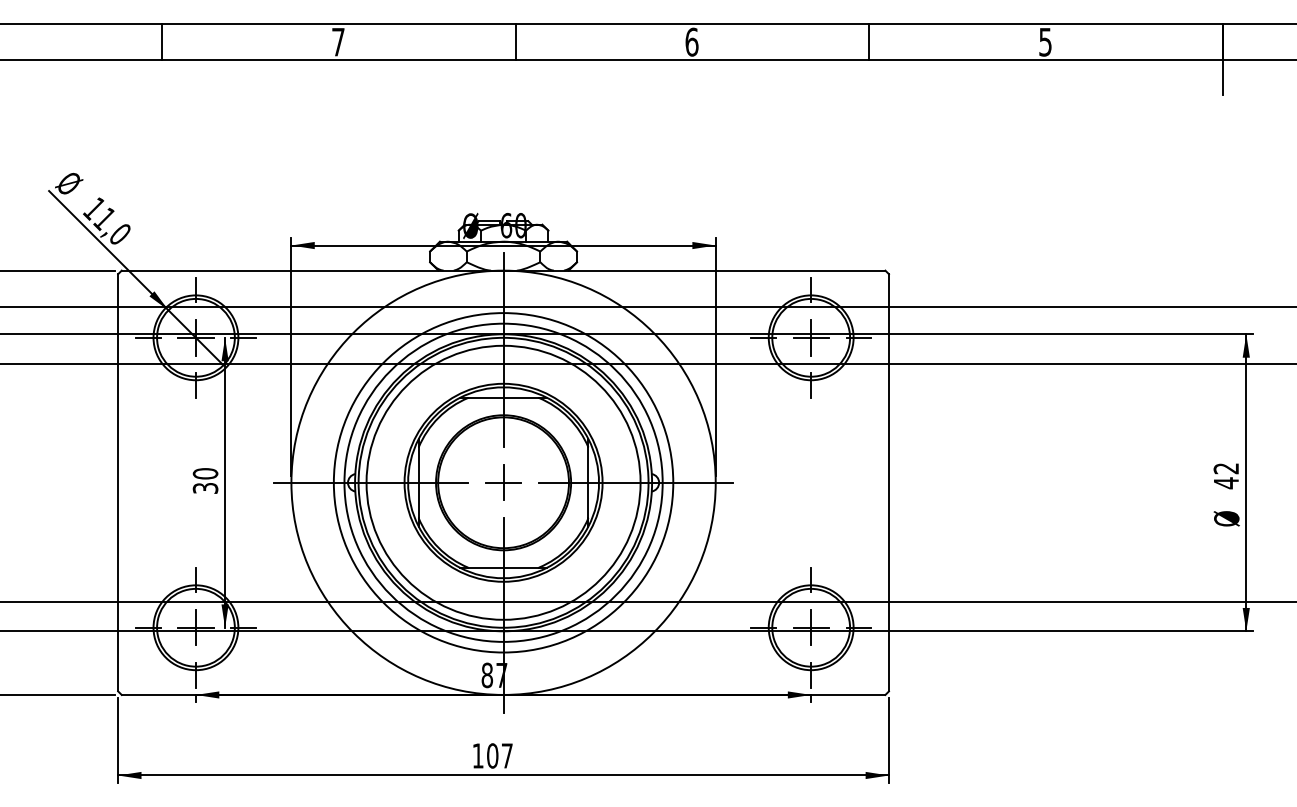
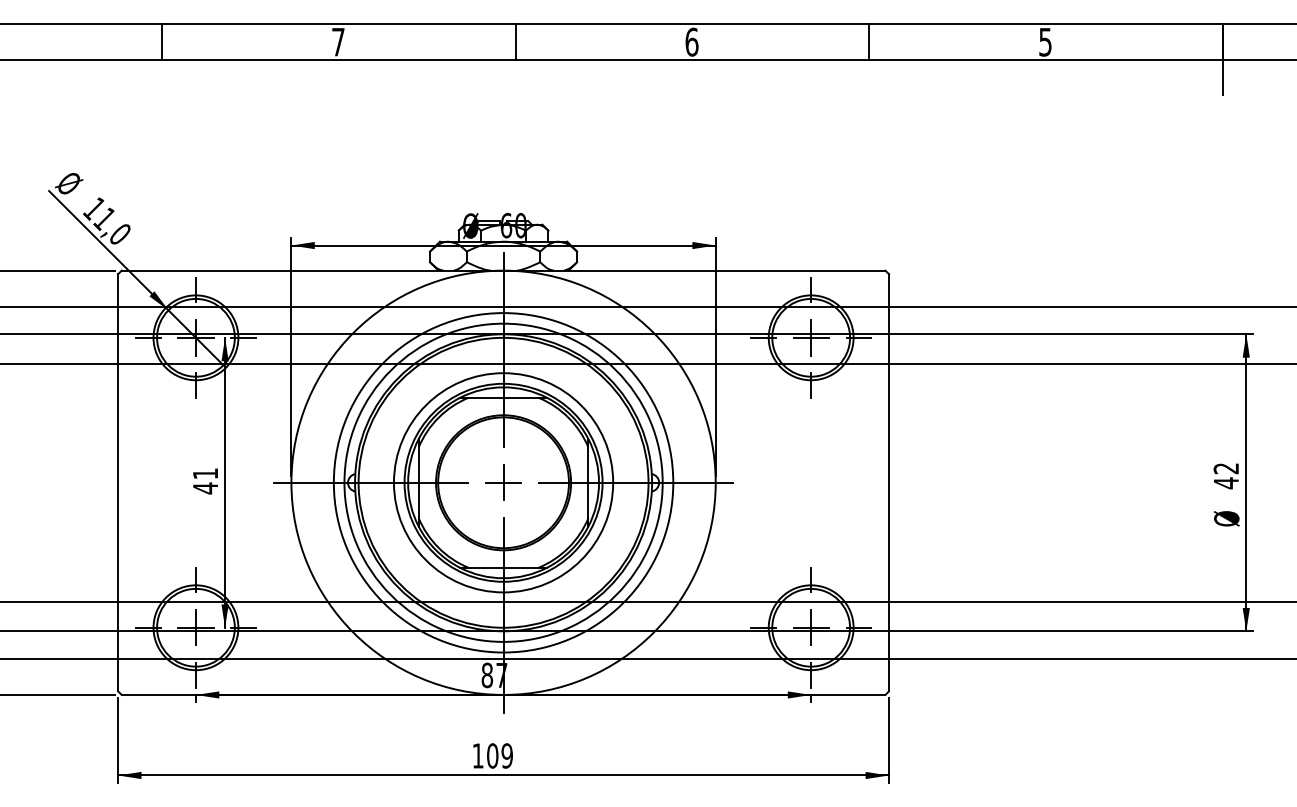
text: 30 -> 41 (205, 481)
circle diameter: 274 px -> 219 px (503, 482)
line: none -> present (647, 658)
text: 107 -> 109 (506, 755)
